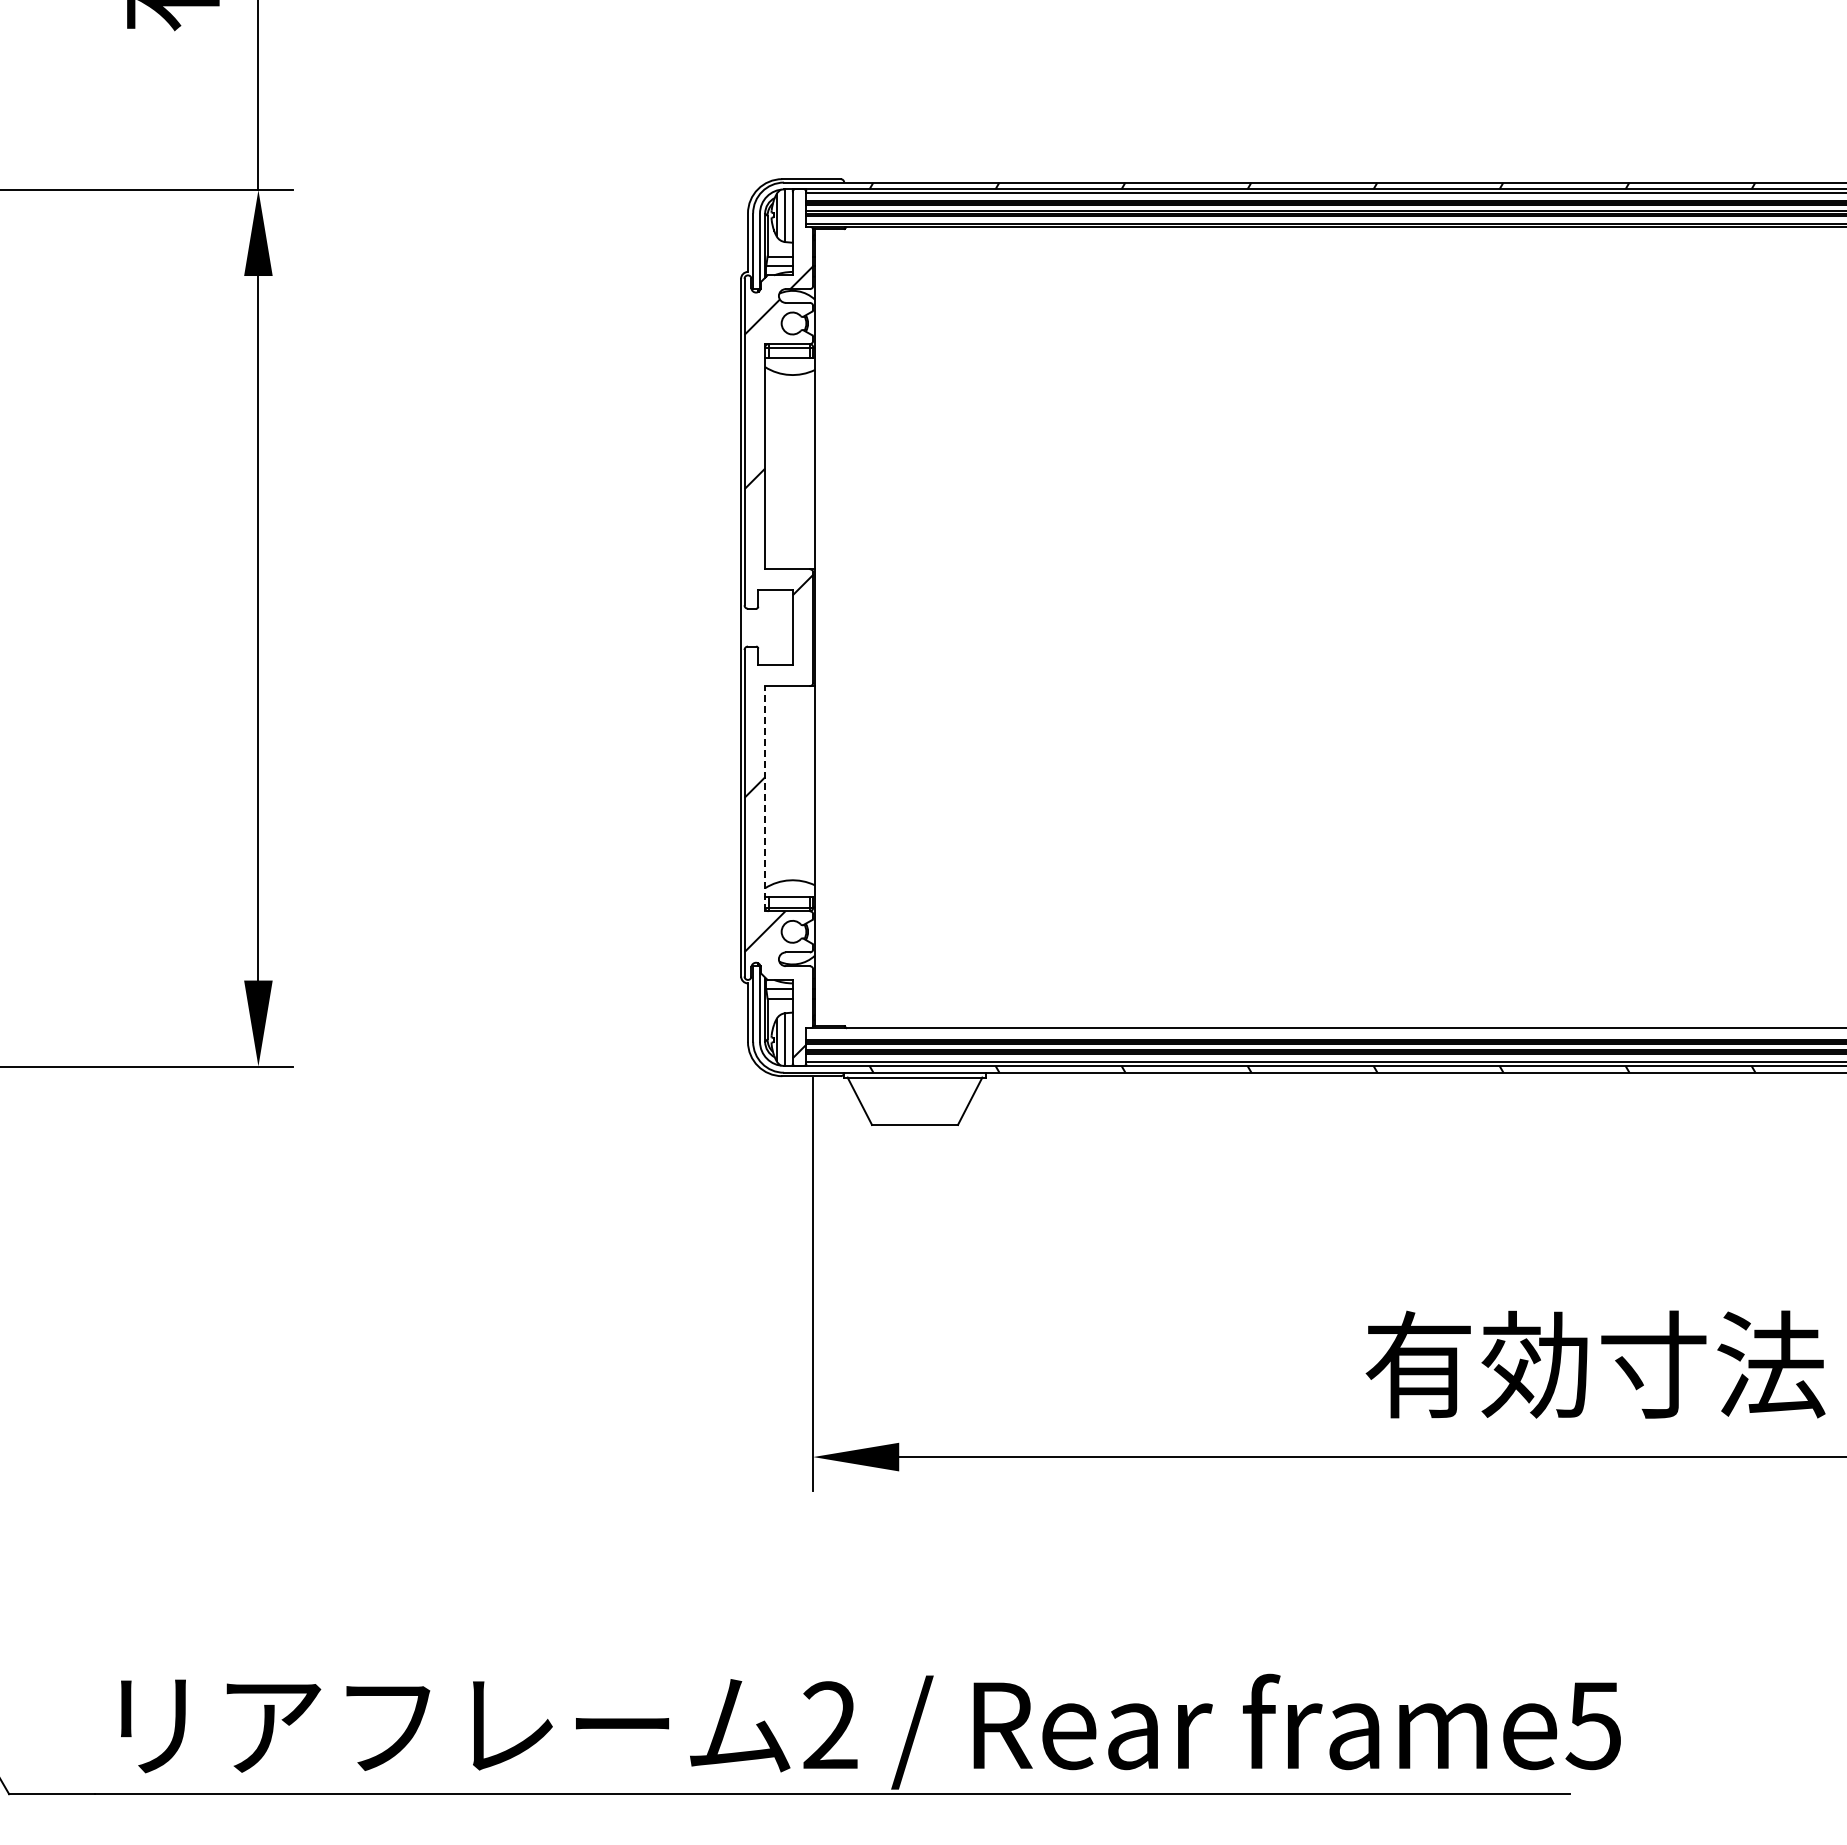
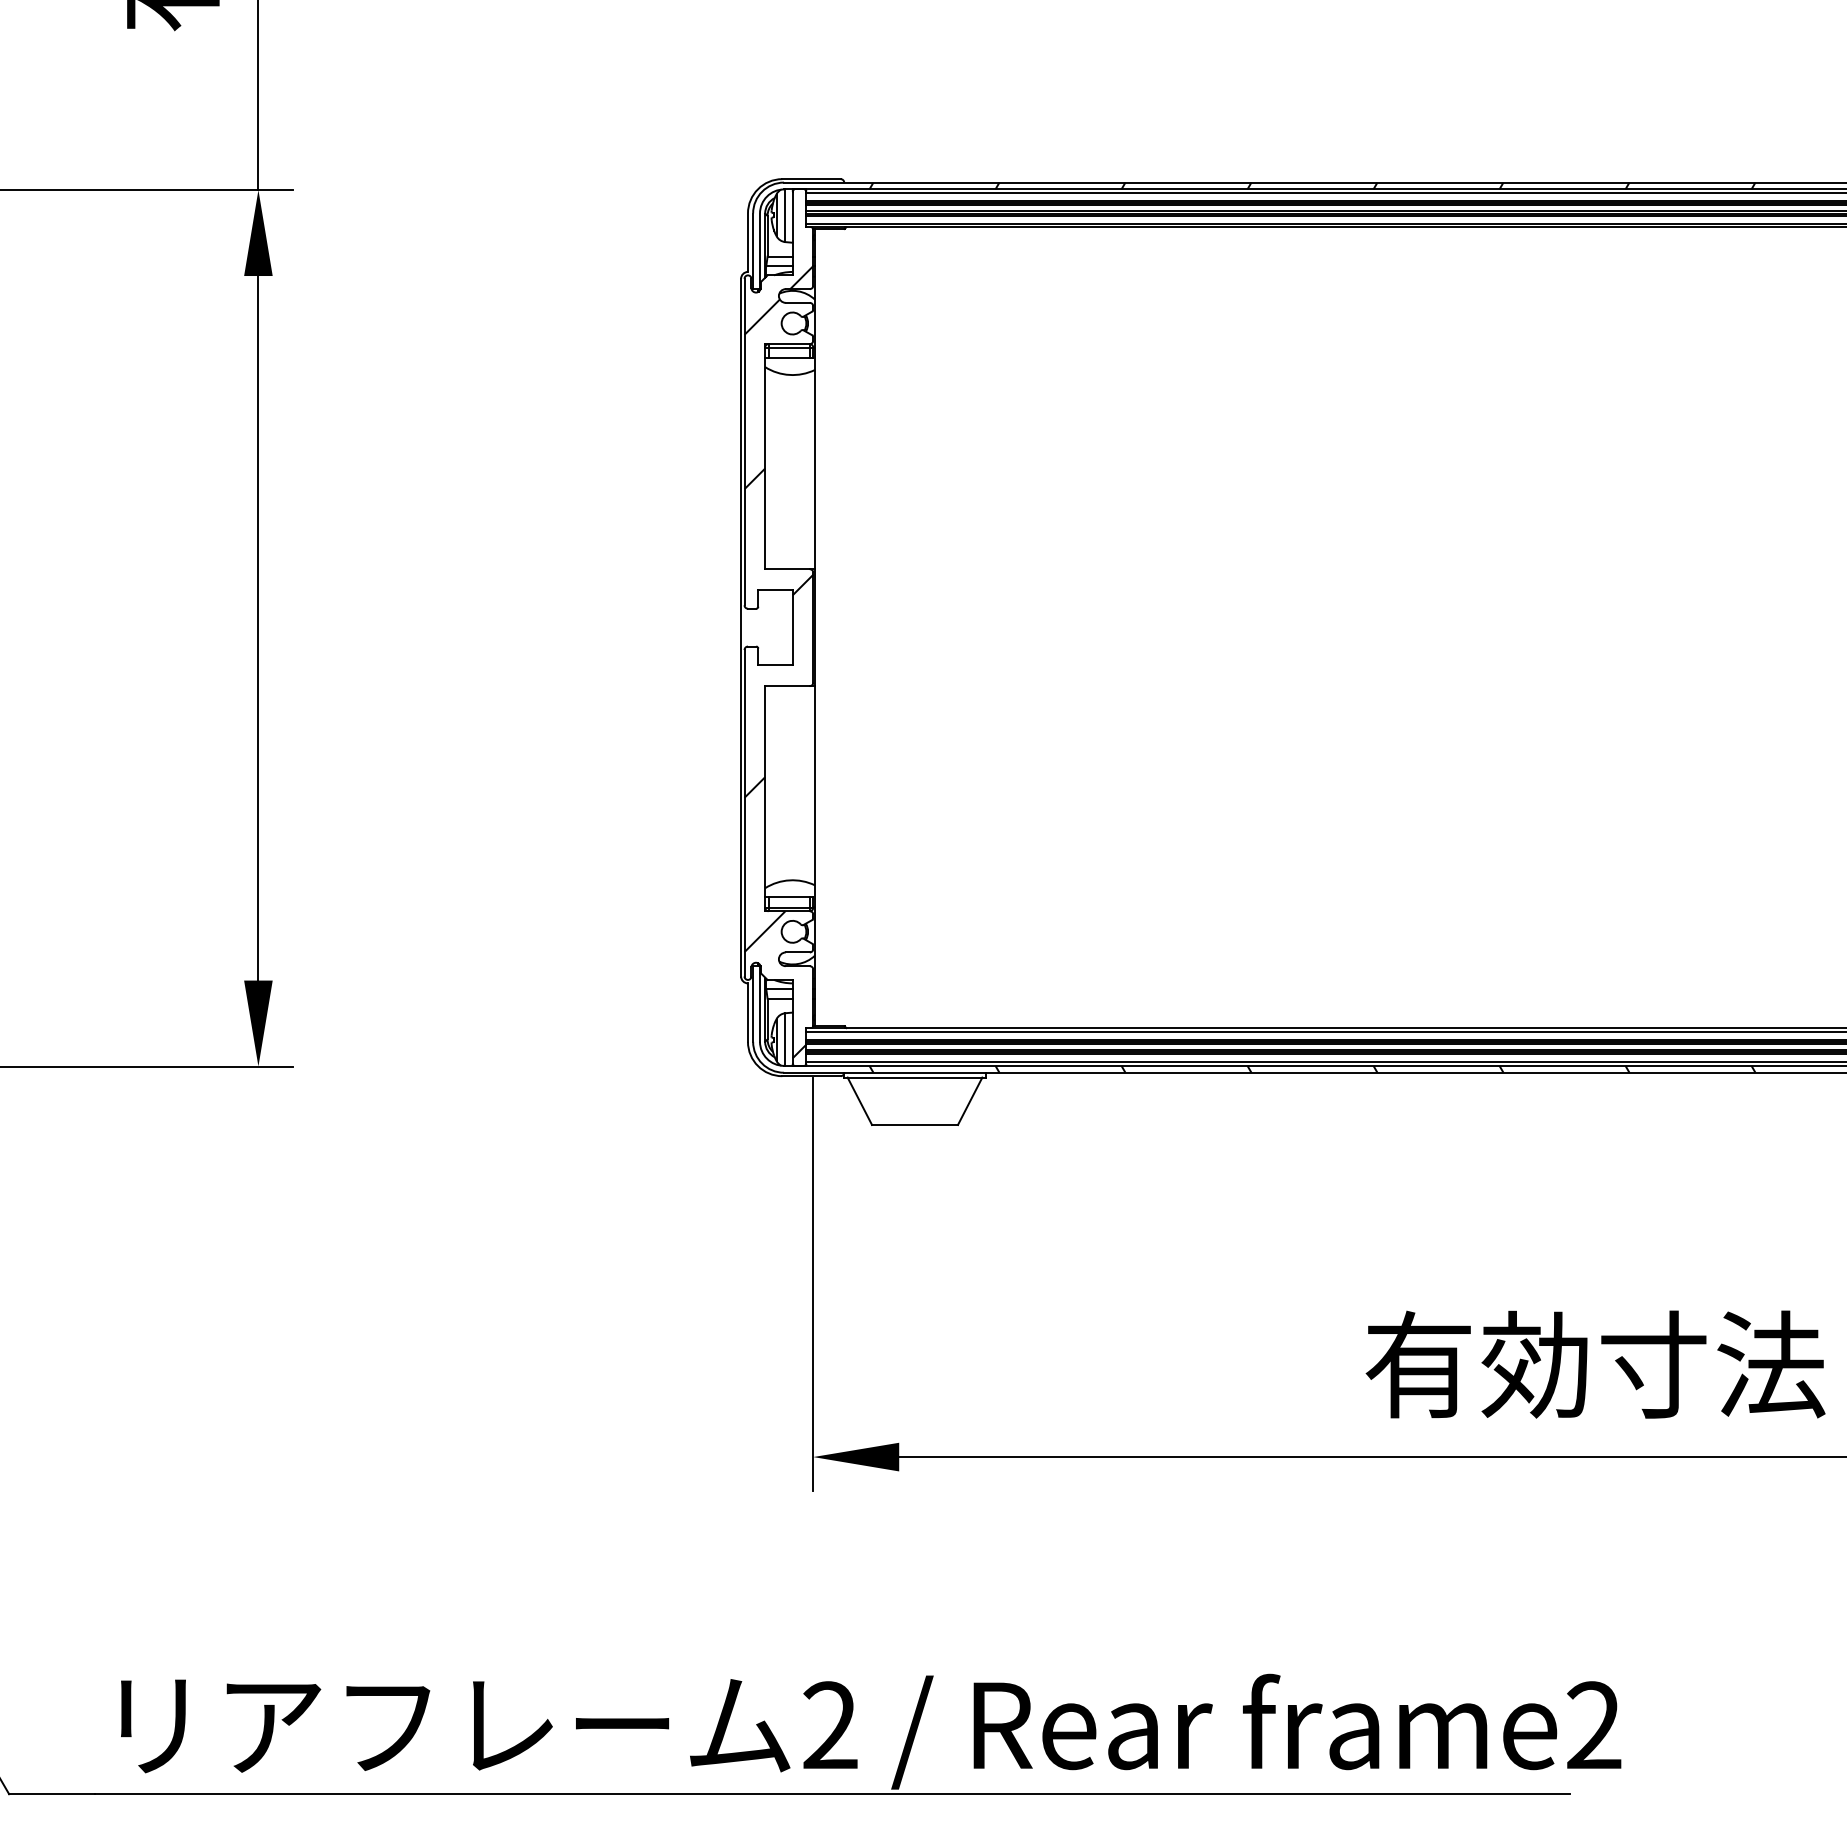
line: dashed -> solid (765, 798)
line: none -> present (1324, 1031)
text: frame5 -> frame2 (1593, 1725)
